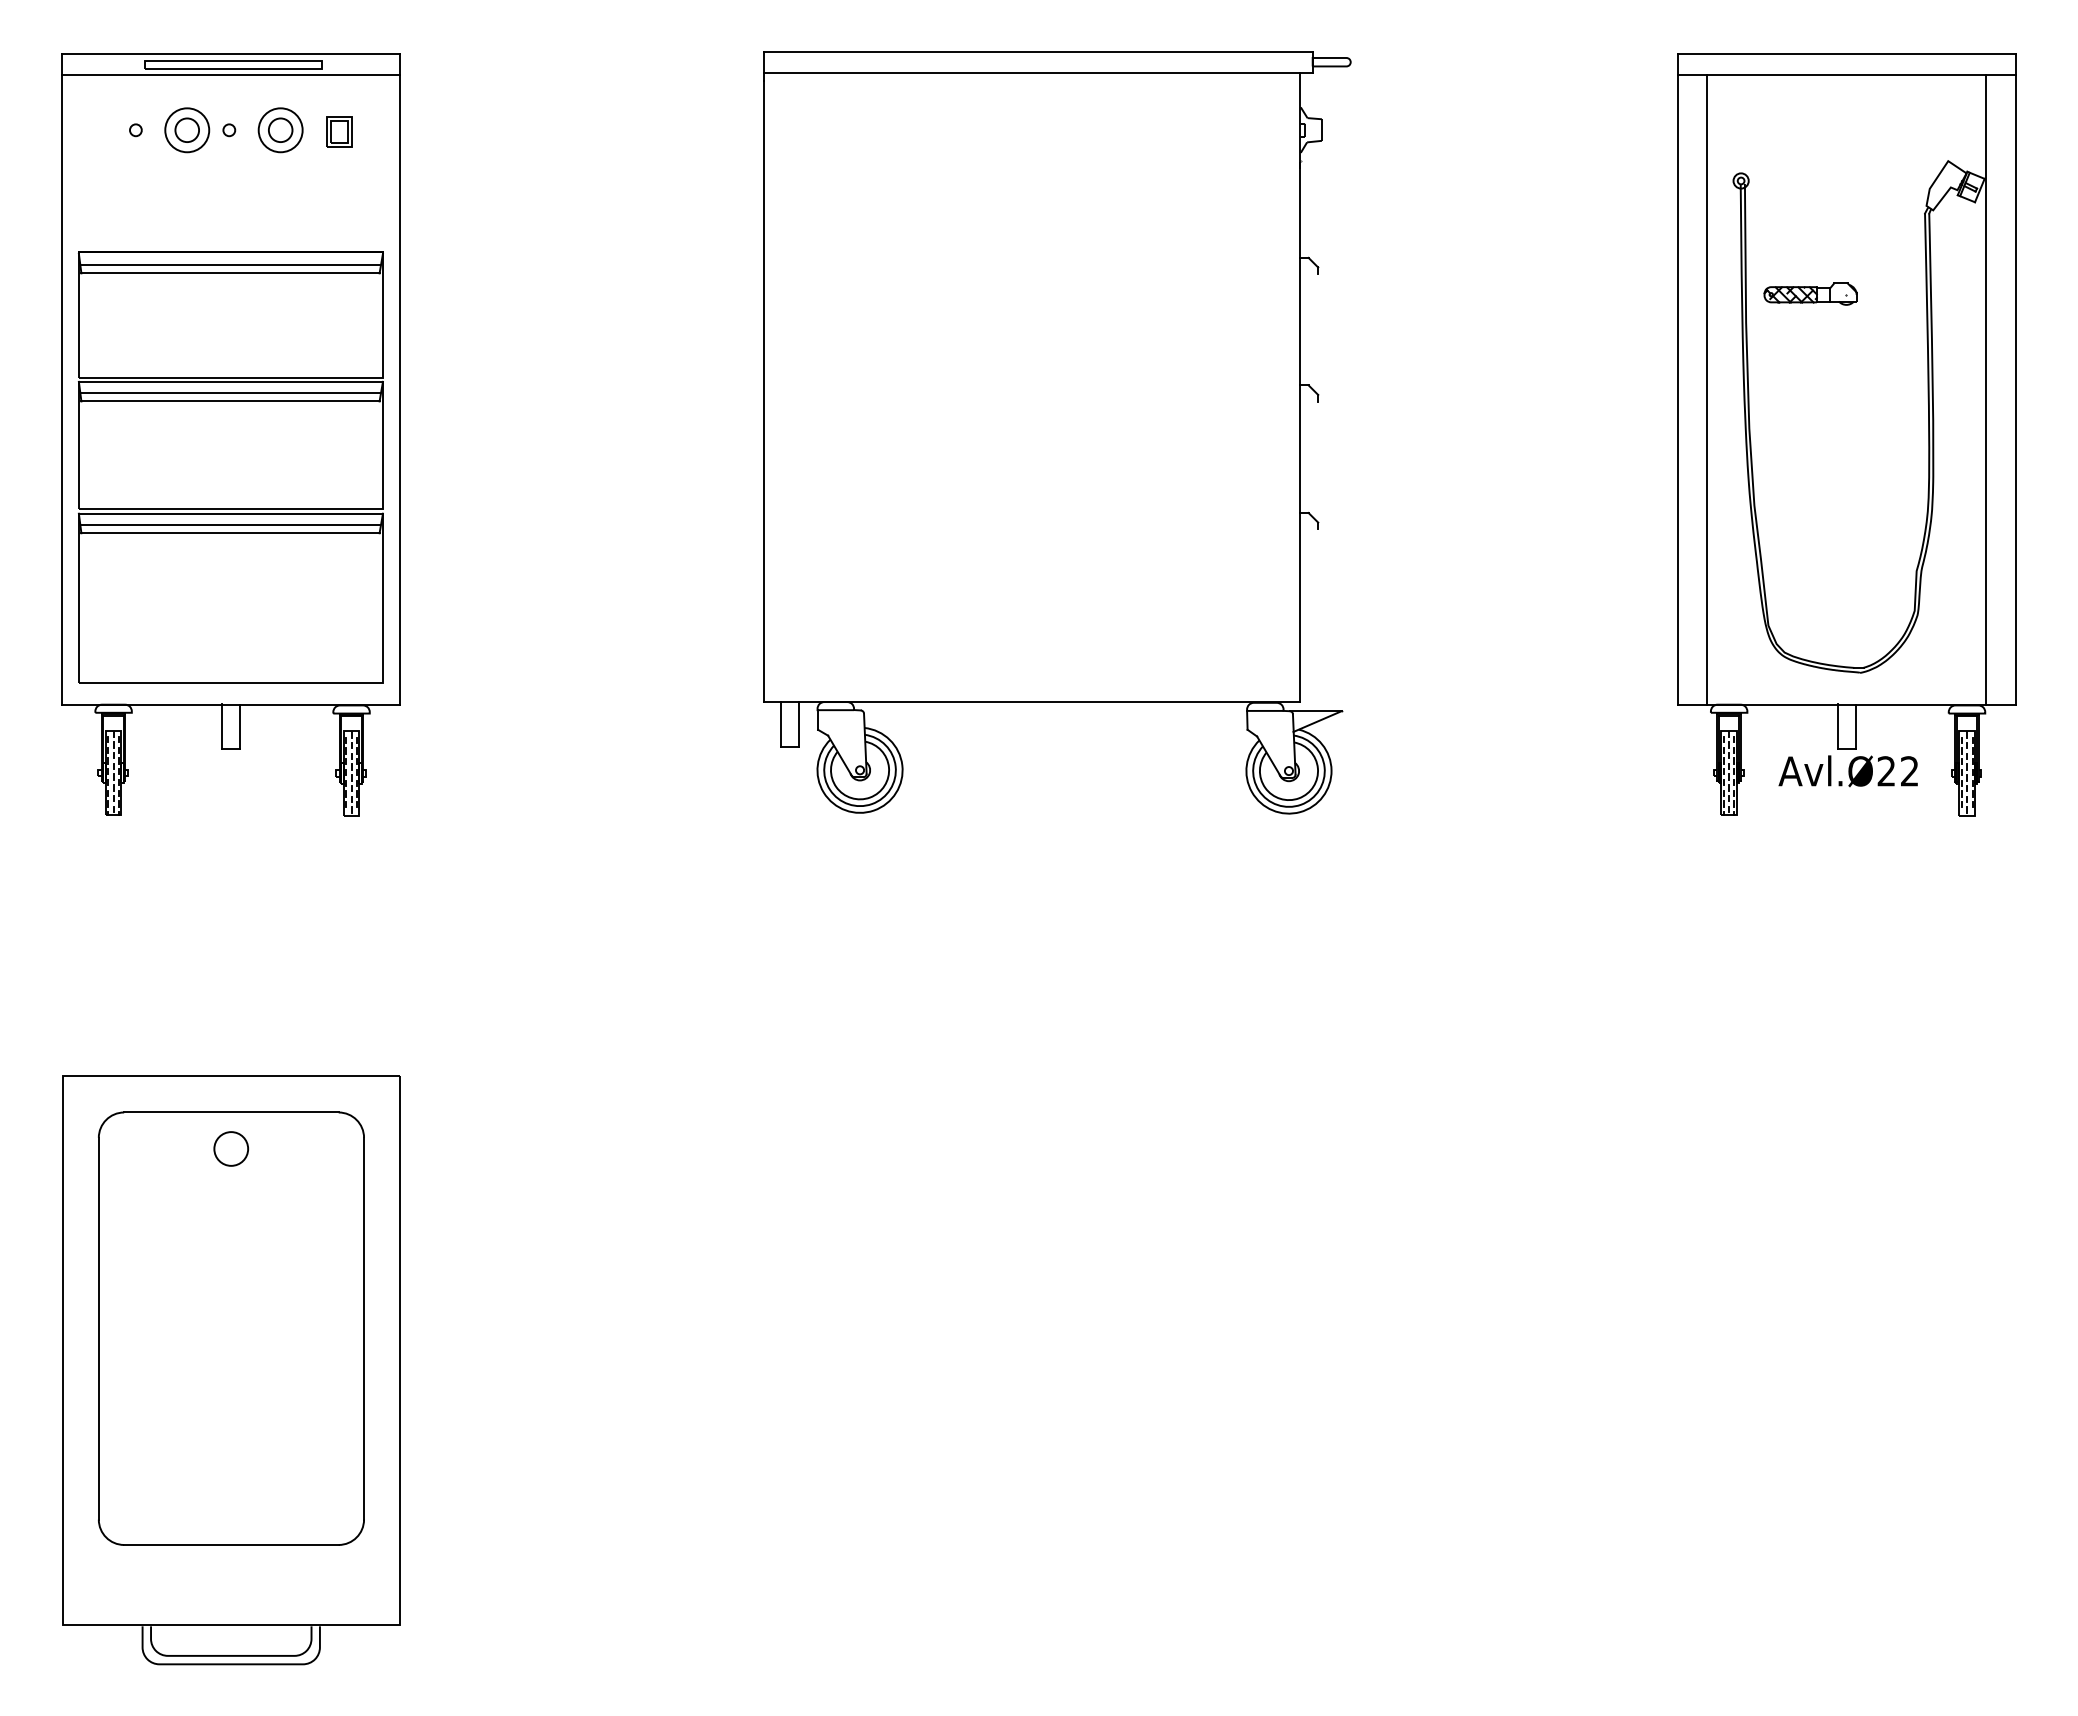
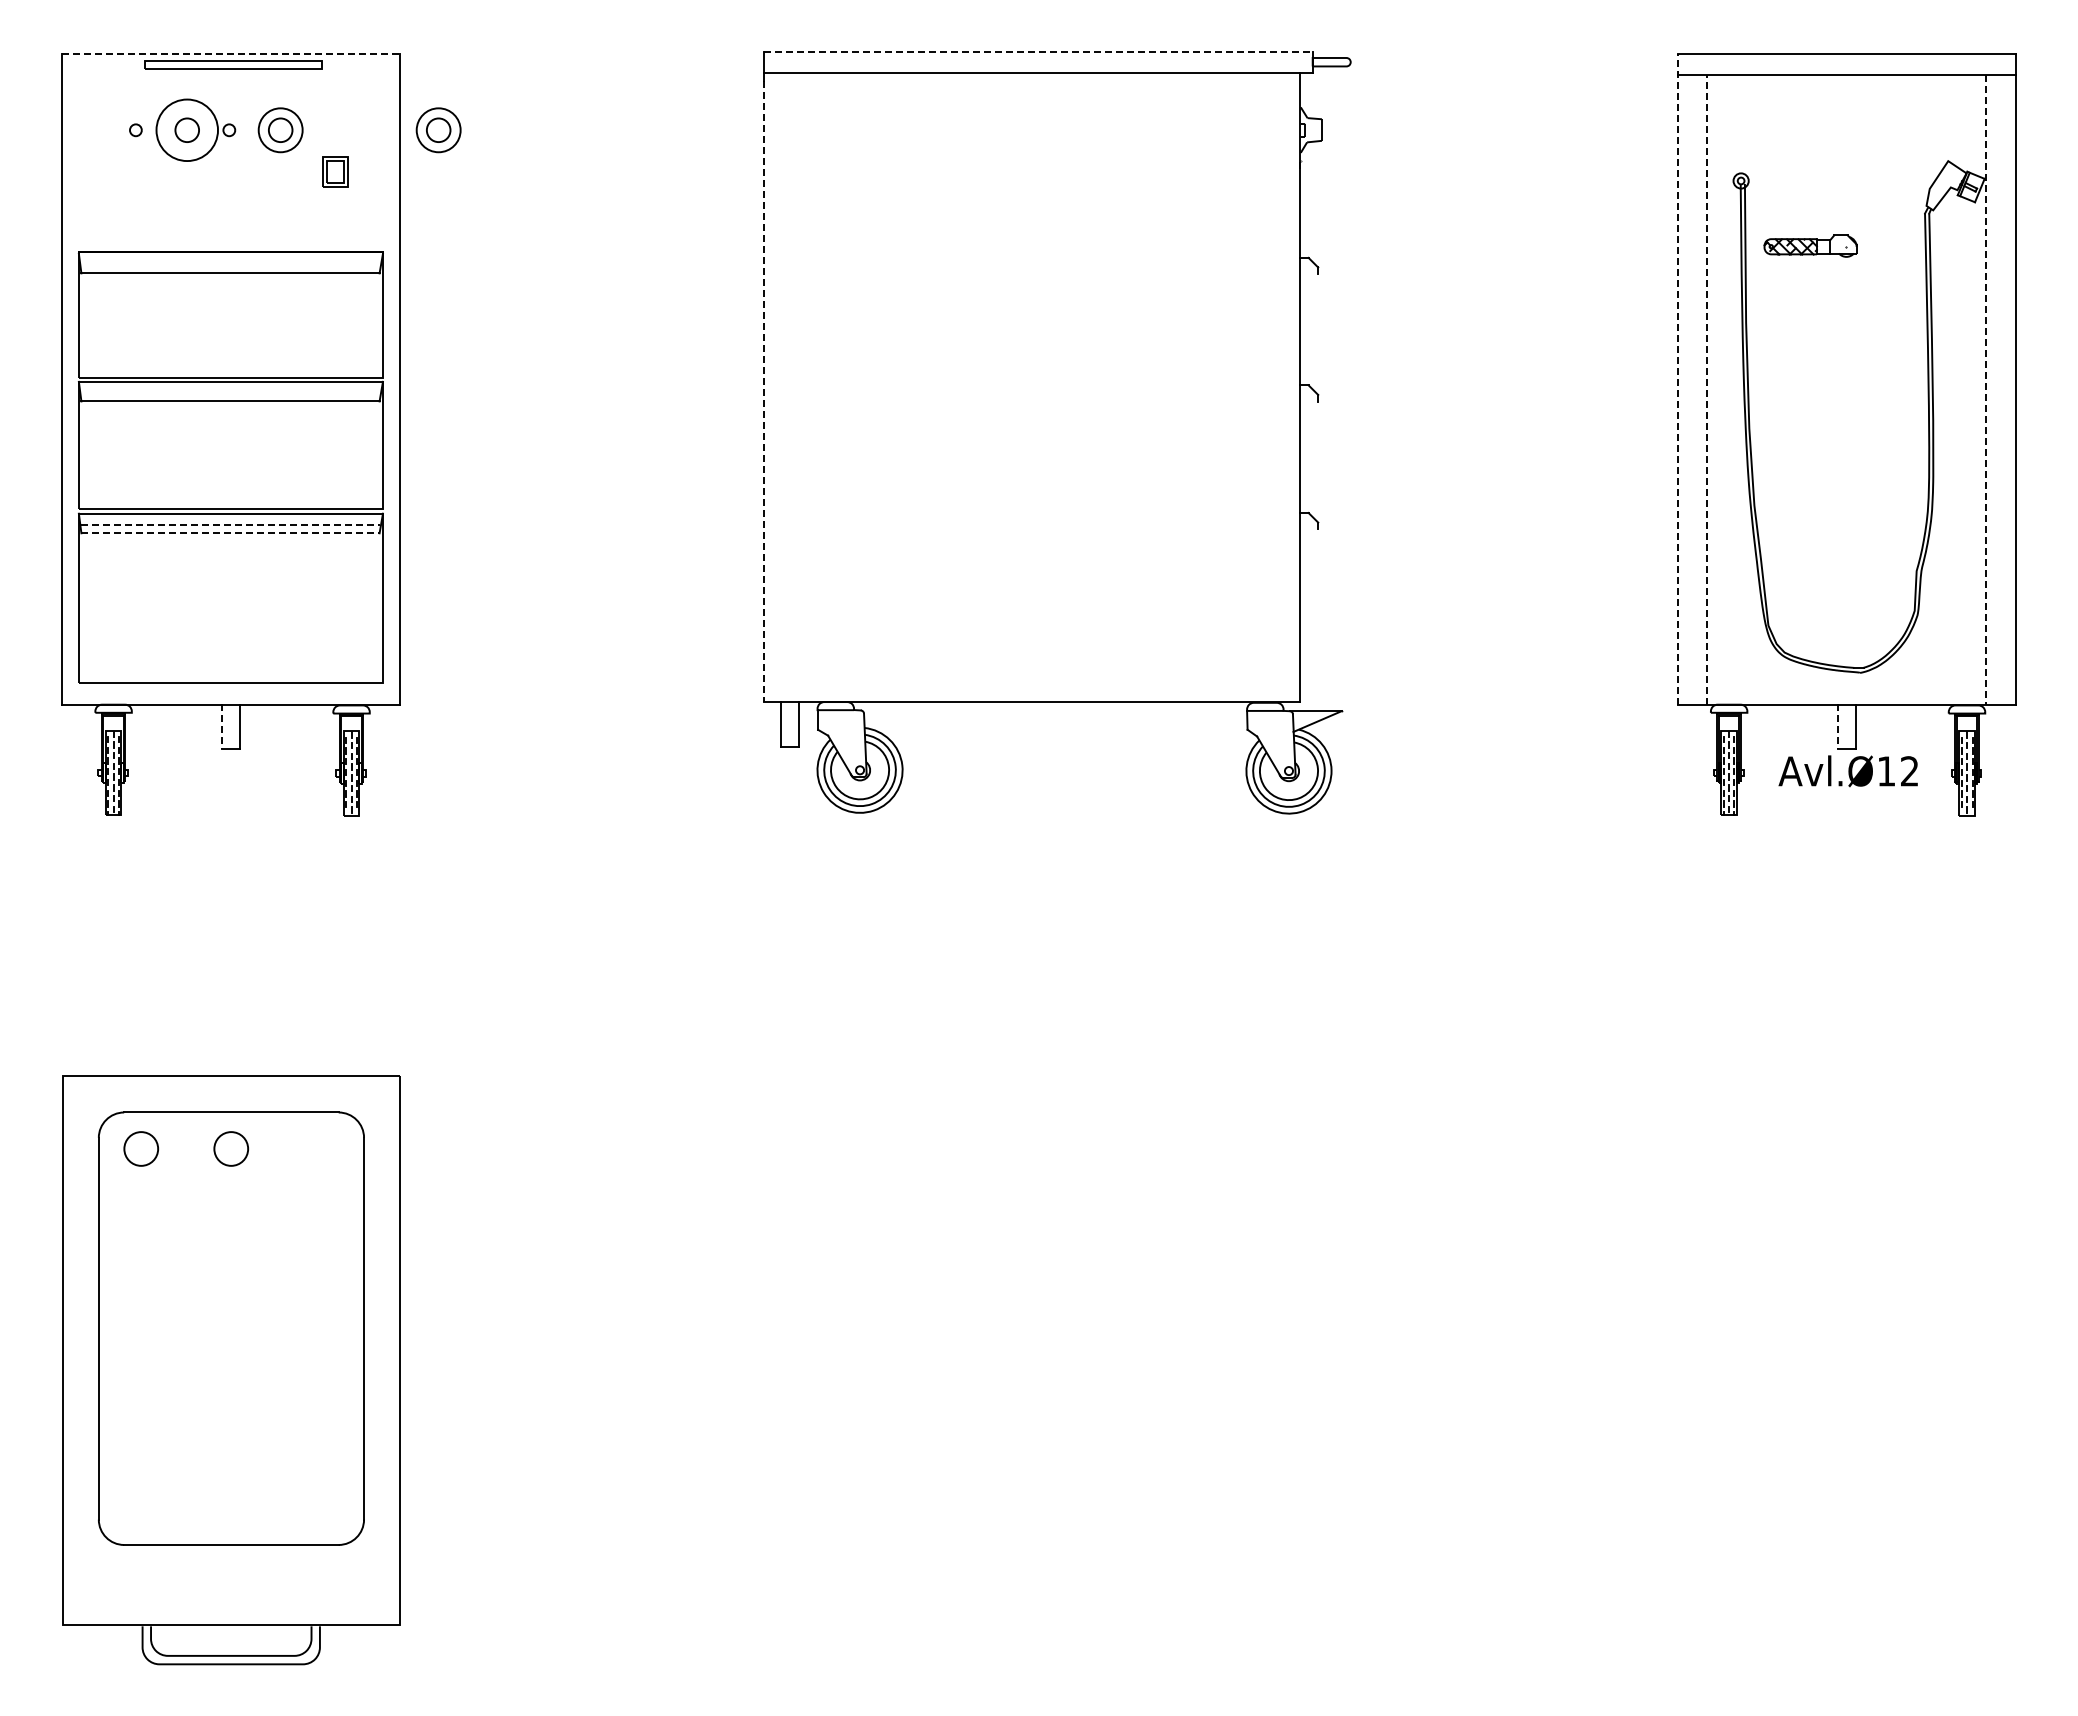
line: solid -> dashed (1038, 51)
line: solid -> dashed (231, 54)
line: present -> none (231, 75)
circle diameter: 44 px -> 61 px (187, 130)
part: none -> present (438, 130)
part position: (339, 131) -> (335, 171) (335, 171)
line: present -> none (230, 264)
part position: (1810, 293) -> (1810, 245) (1810, 245)
line: solid -> dashed (1677, 378)
line: solid -> dashed (1707, 390)
line: solid -> dashed (1986, 390)
line: solid -> dashed (763, 392)
line: present -> none (230, 393)
line: solid -> dashed (231, 524)
line: solid -> dashed (231, 533)
line: solid -> dashed (222, 727)
line: solid -> dashed (1837, 727)
text: Avl.Ø22 -> Avl.Ø12 (1885, 771)
circle: none -> present (140, 1148)
